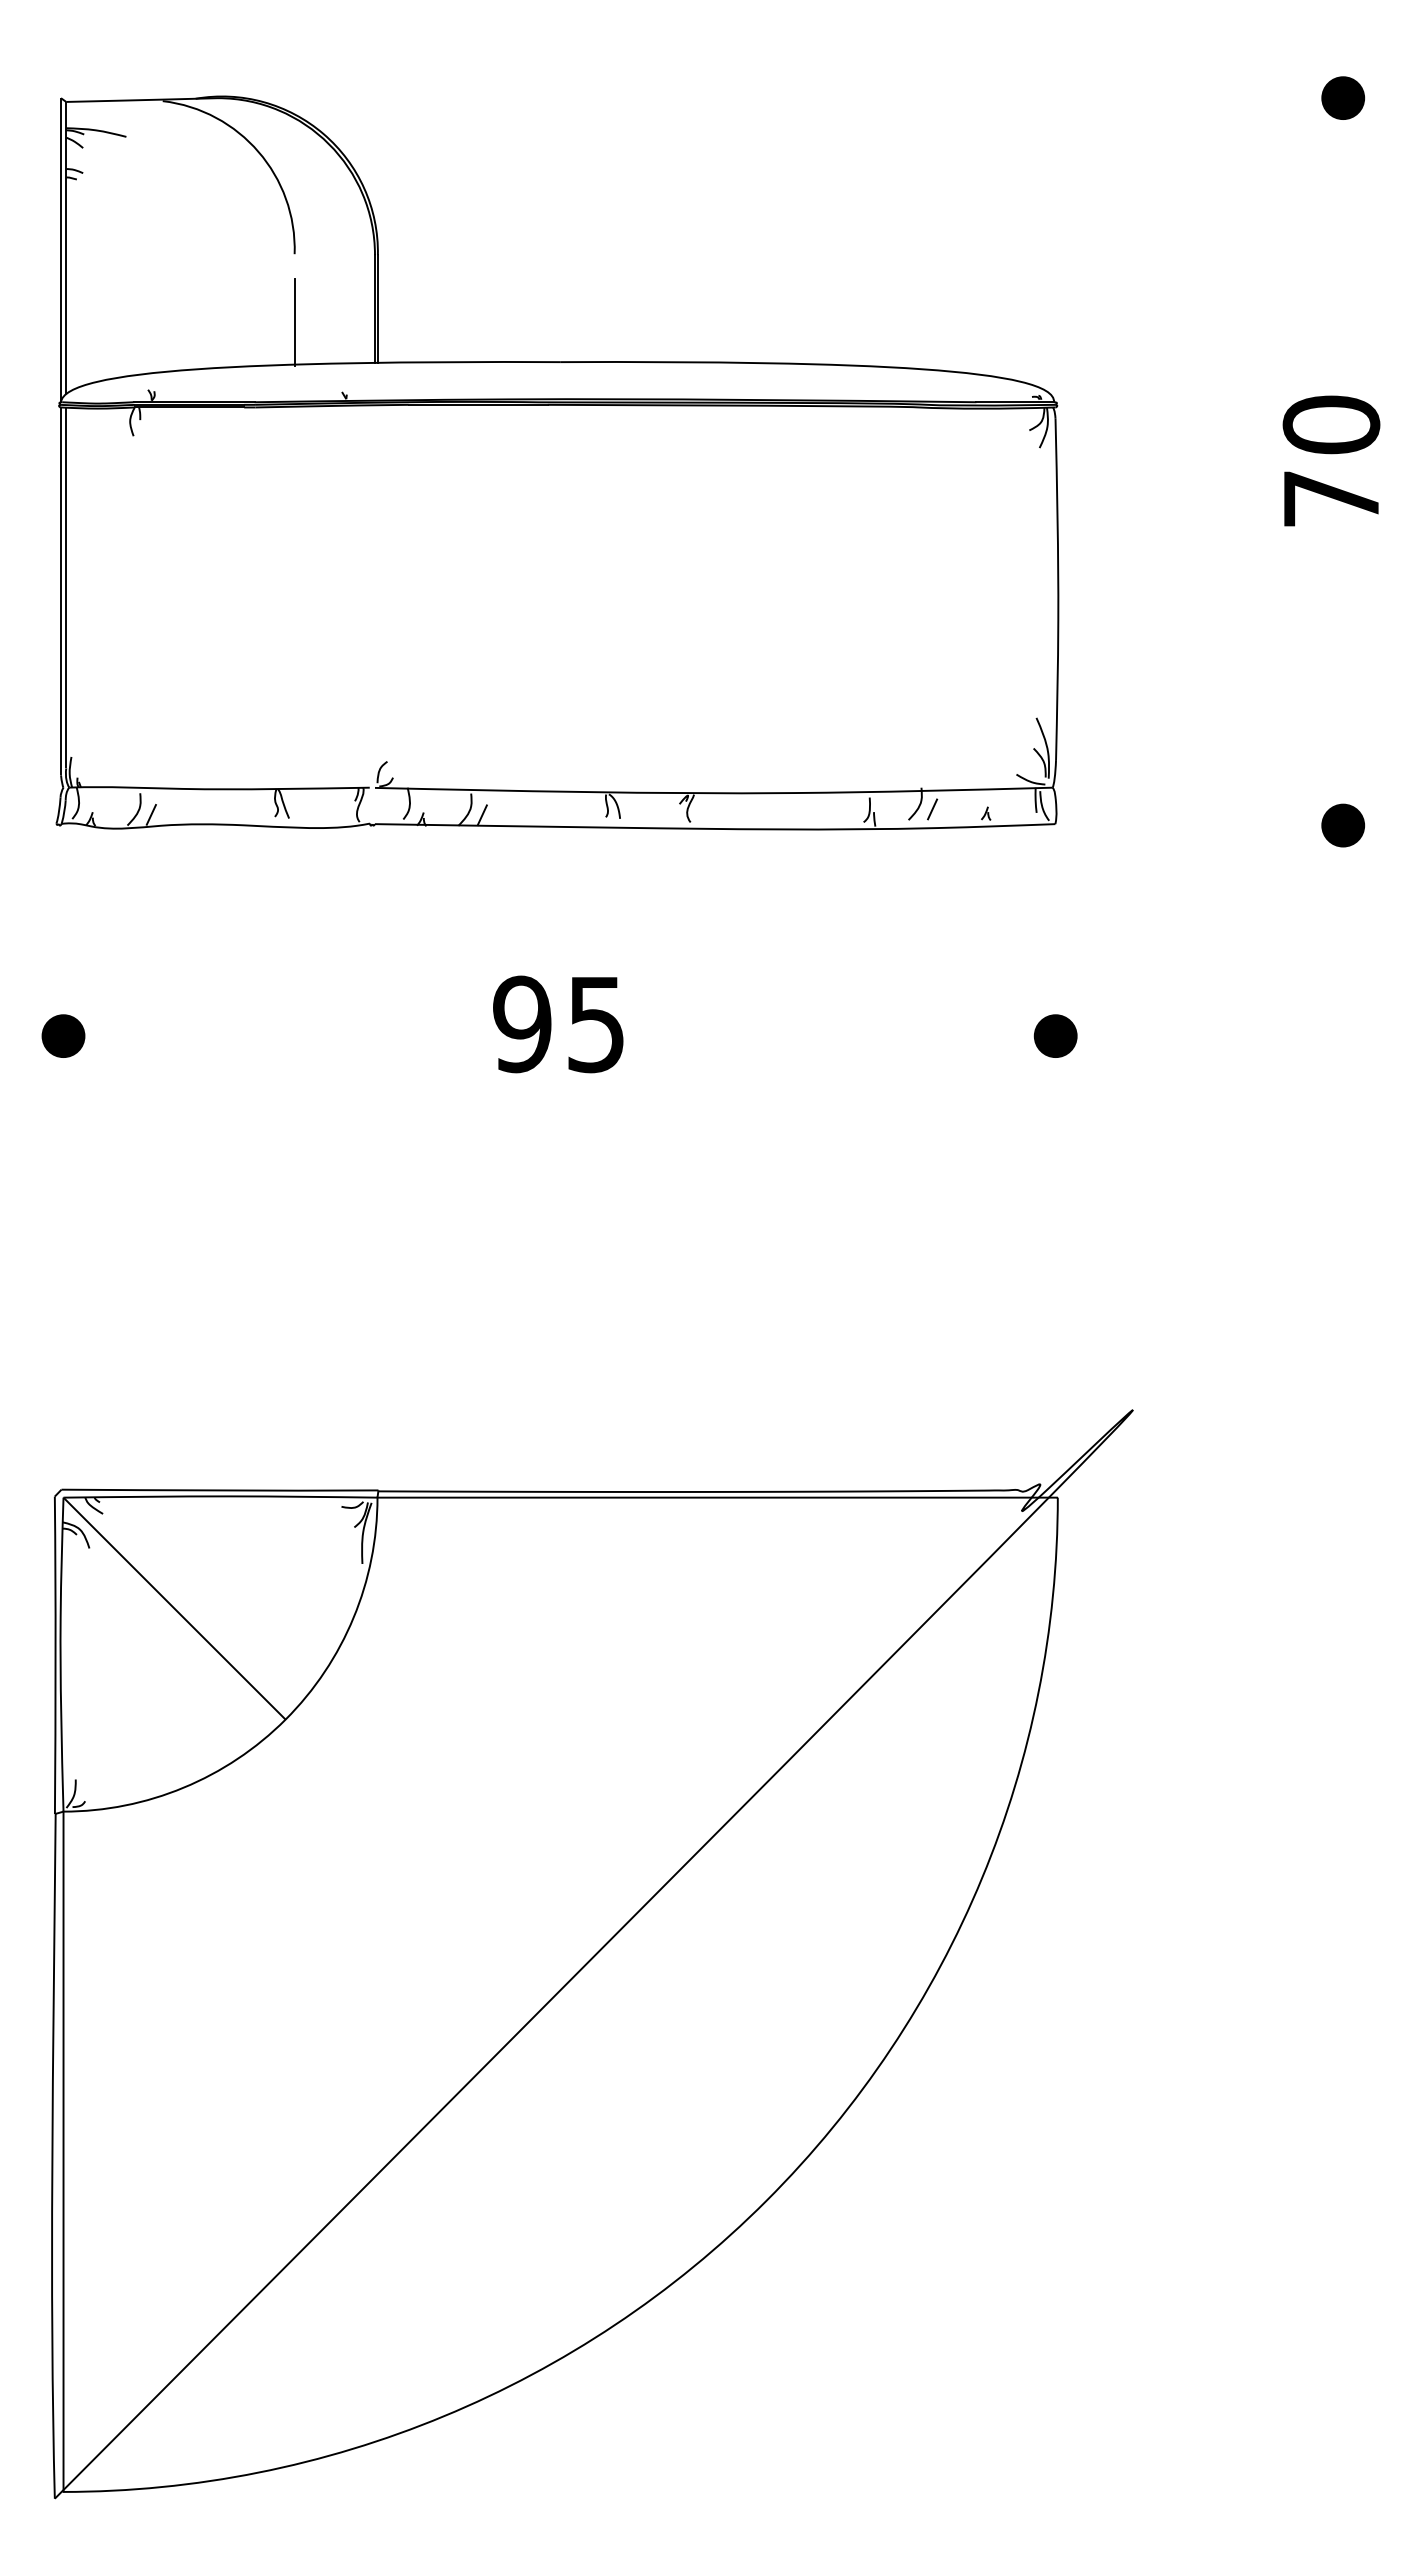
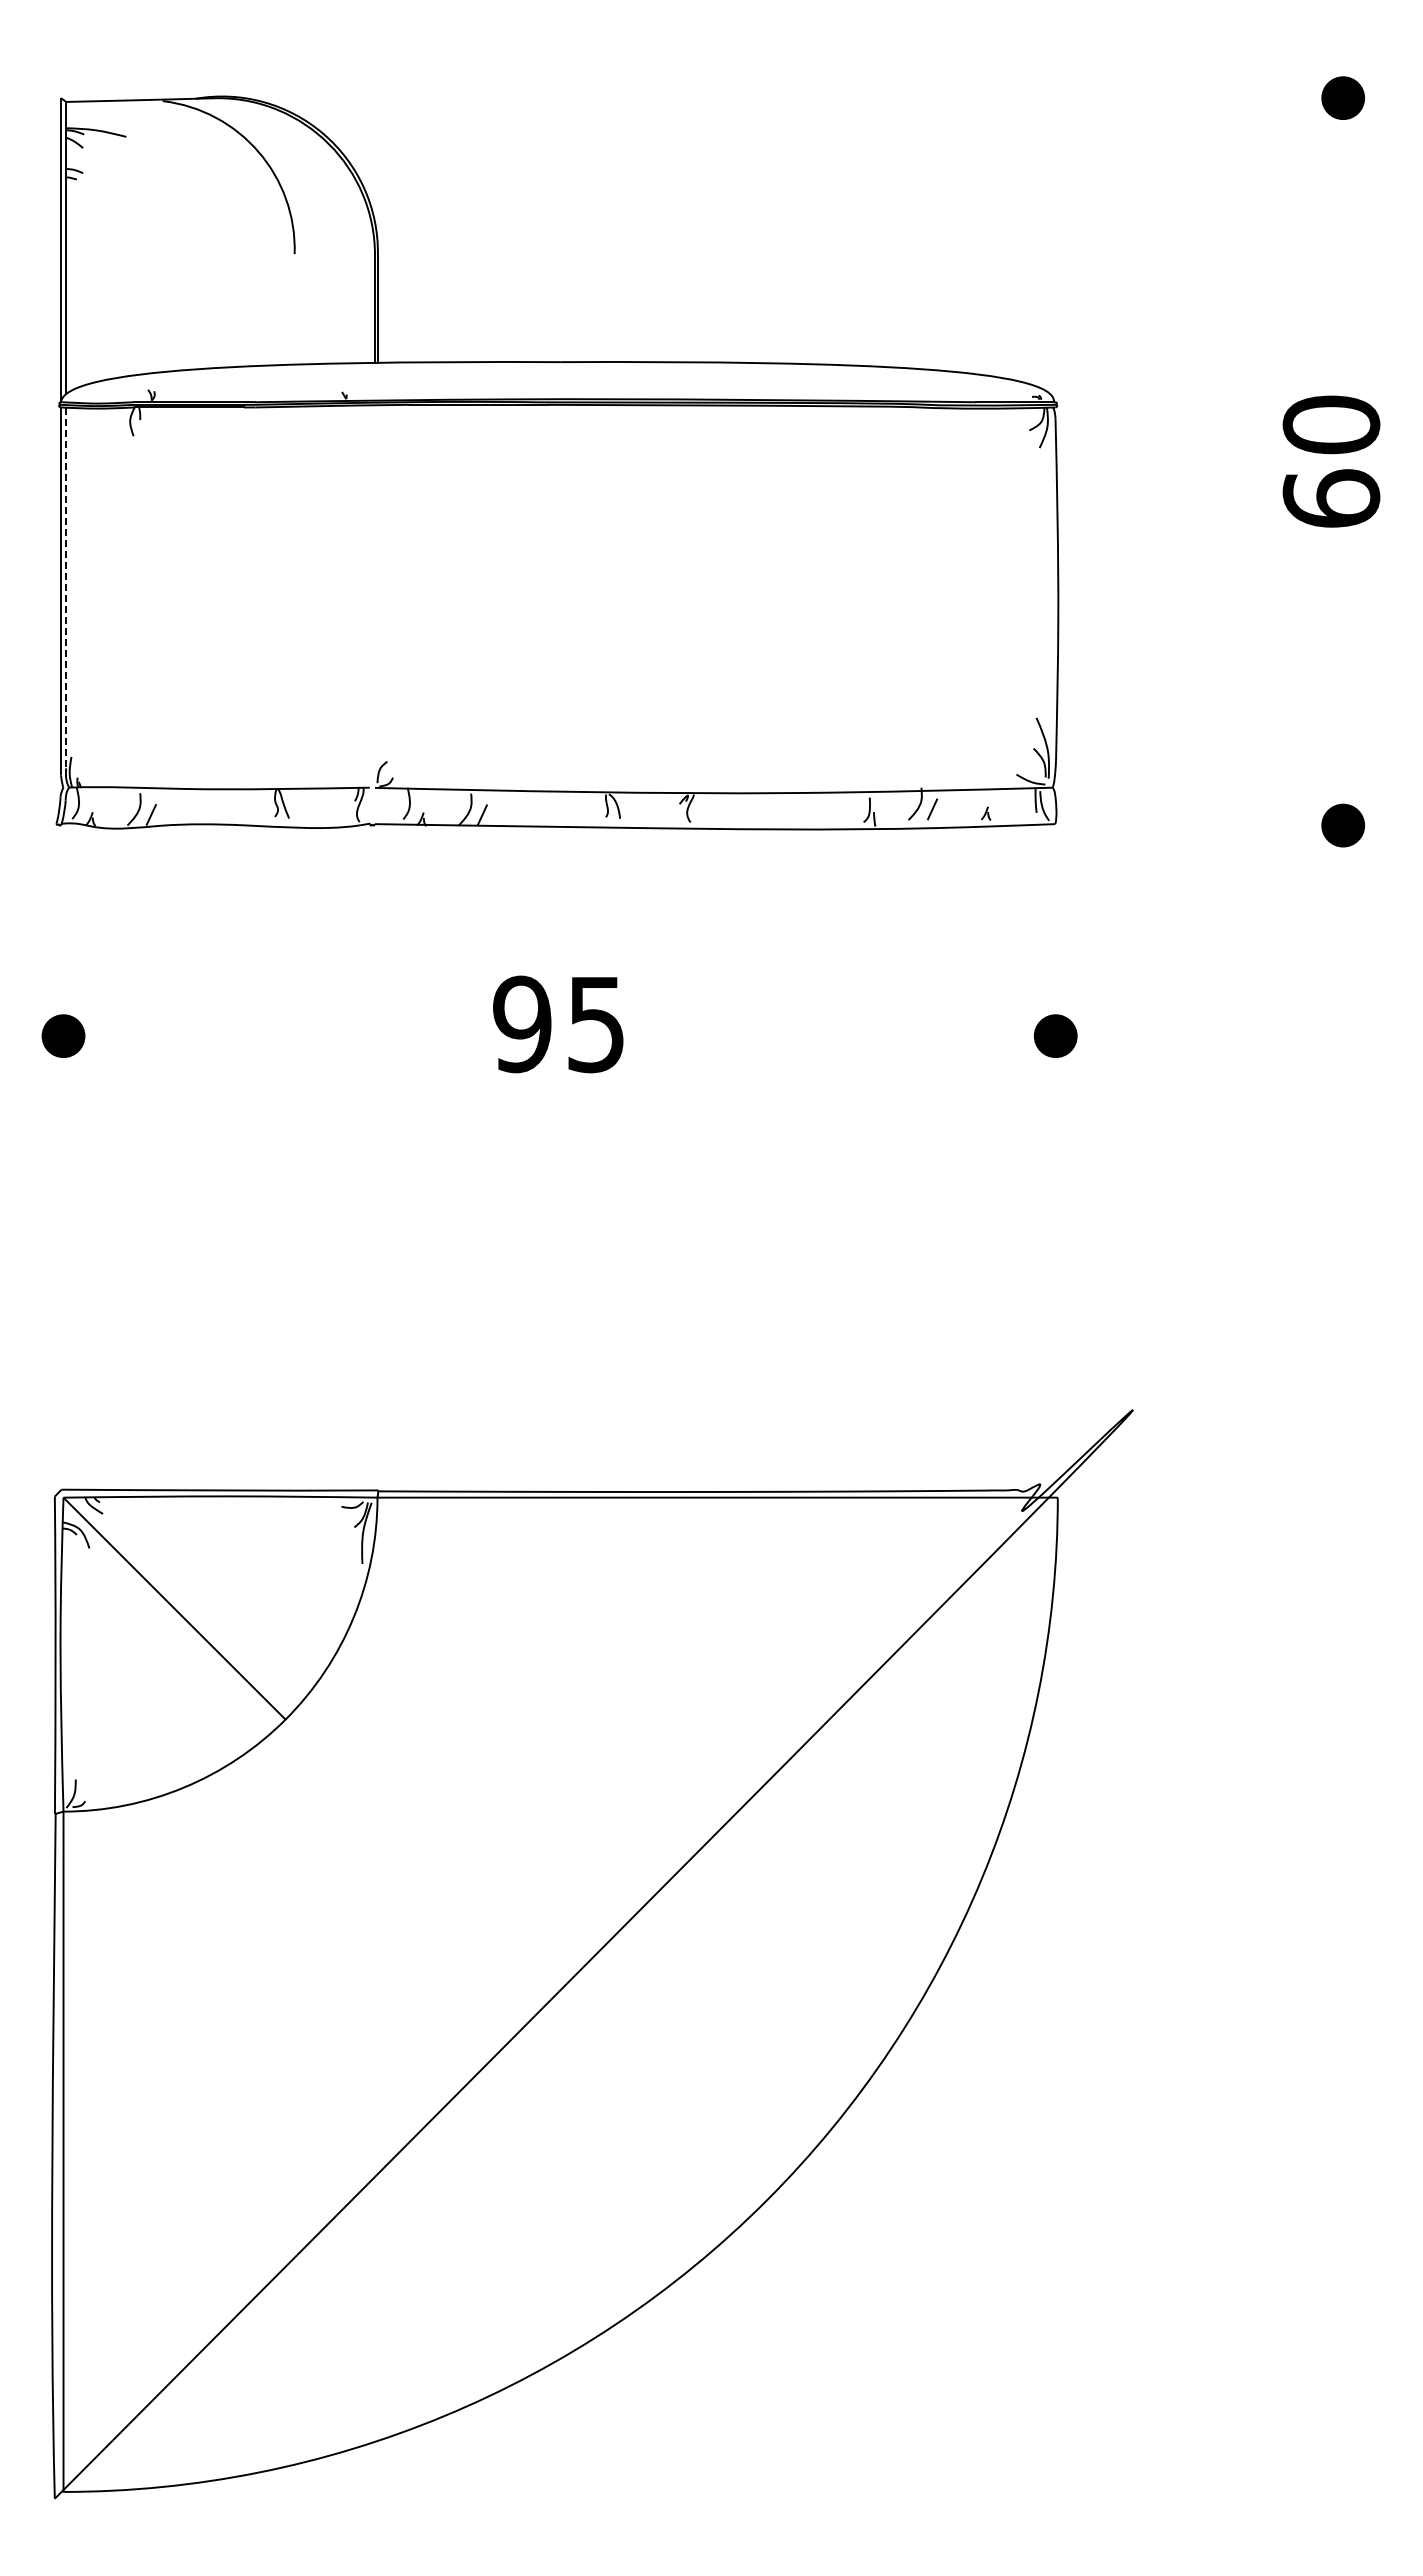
line: present -> none (294, 321)
text: 70 -> 60 (1331, 498)
line: solid -> dashed (66, 588)
